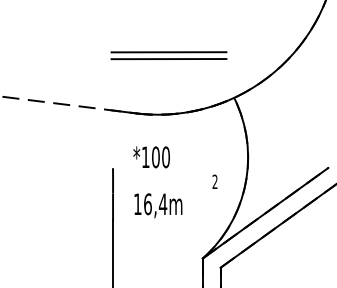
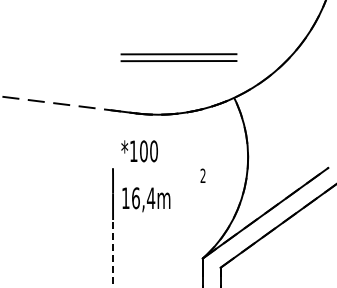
part position: (168, 55) -> (178, 57) (178, 57)
text position: (175, 182) -> (163, 176) (163, 176)
line: solid -> dashed (113, 253)
